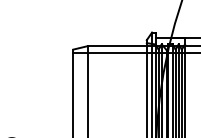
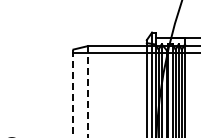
line: solid -> dashed (88, 92)
line: solid -> dashed (73, 93)
